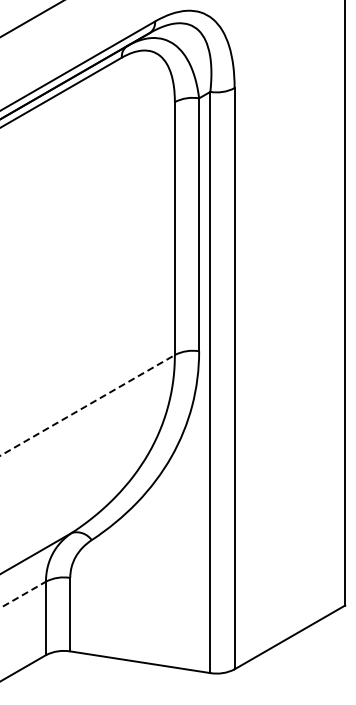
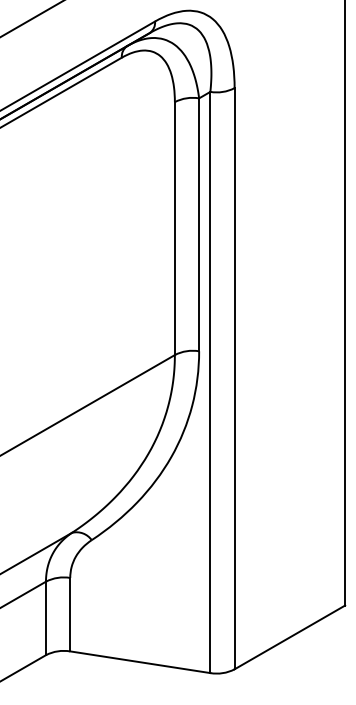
line: dashed -> solid (87, 405)
line: dashed -> solid (23, 594)
